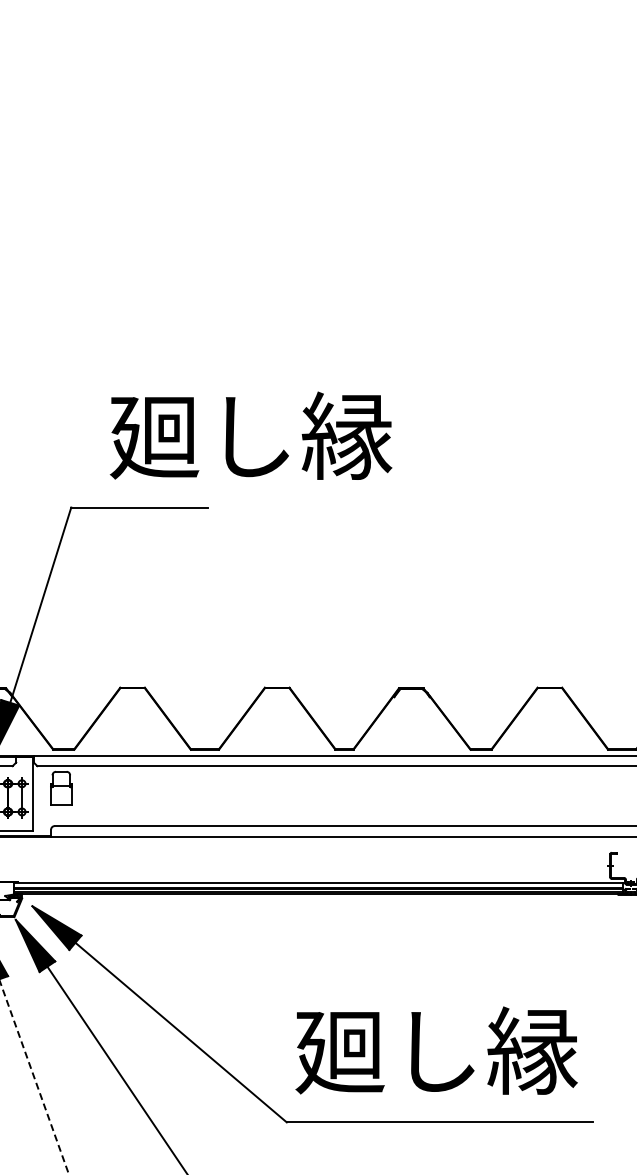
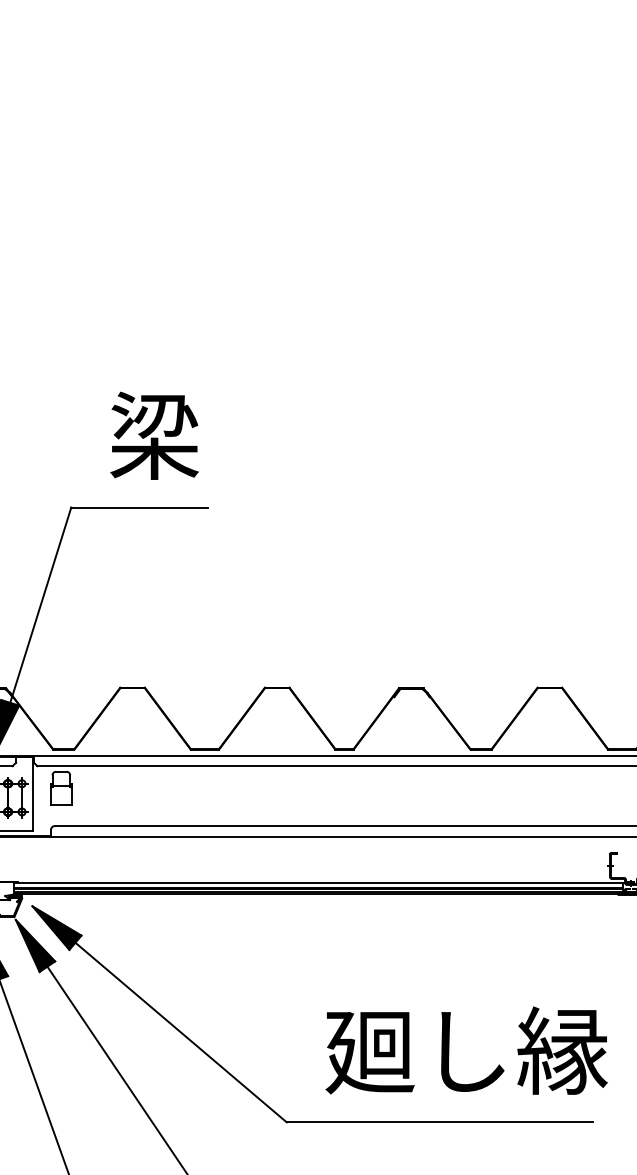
text: 廻し縁 -> 梁 (250, 435)
text position: (436, 1050) -> (466, 1050) (466, 1050)
line: dashed -> solid (34, 1078)
